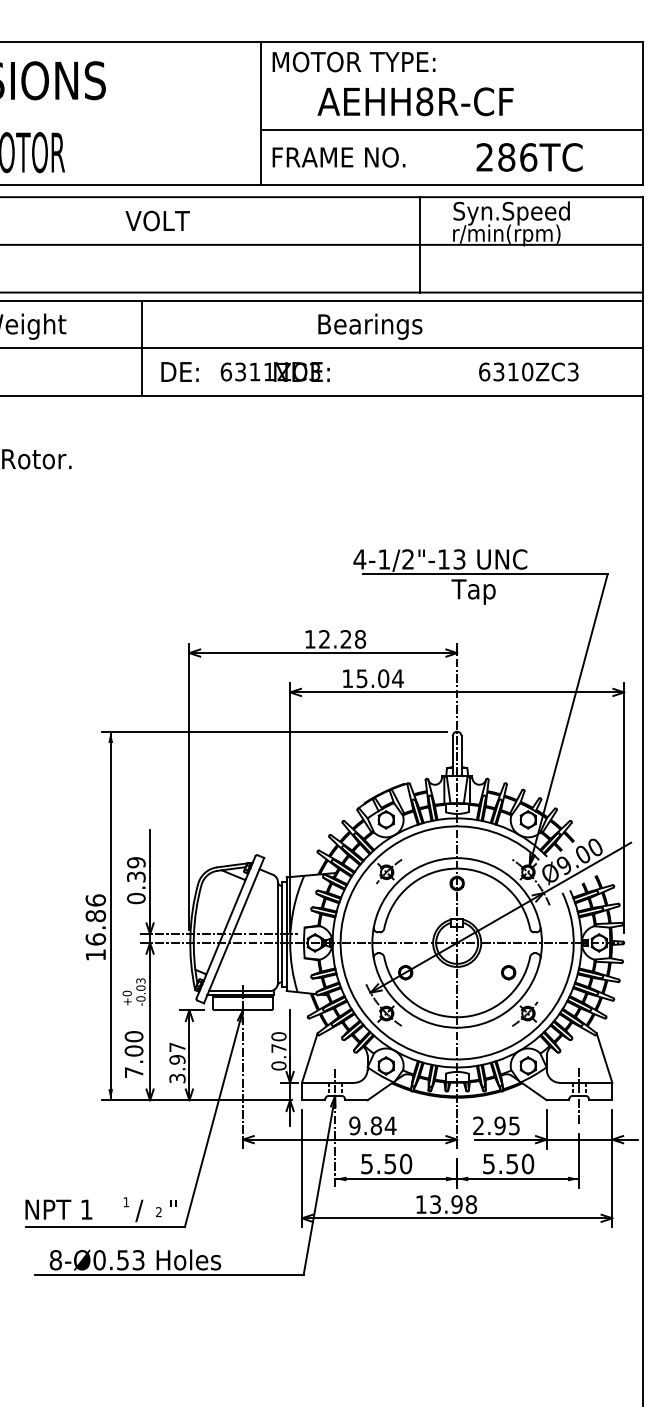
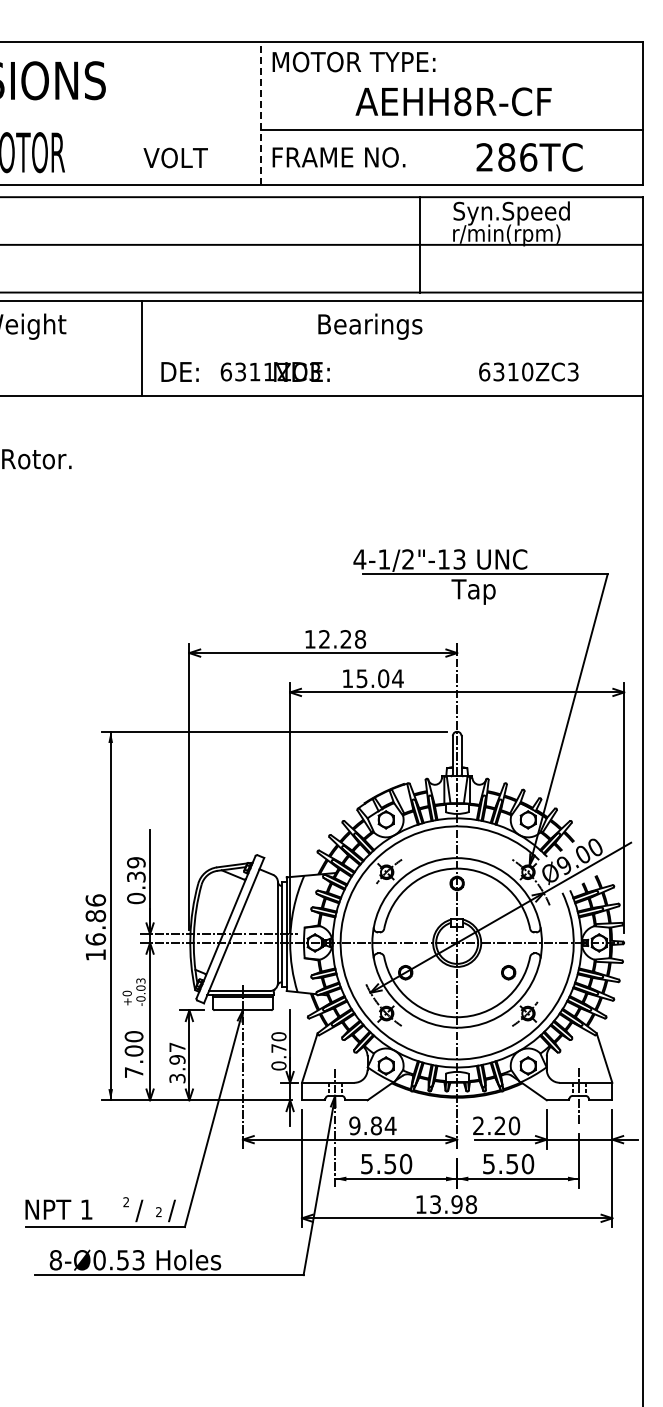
text position: (415, 101) -> (453, 101) (453, 101)
line: solid -> dashed (261, 113)
text position: (157, 220) -> (175, 157) (175, 157)
line: present -> none (322, 348)
text: 2.95 -> 2.20 (507, 1125)
text: 1 -> 2 (125, 1202)
text: " -> / (172, 1210)
